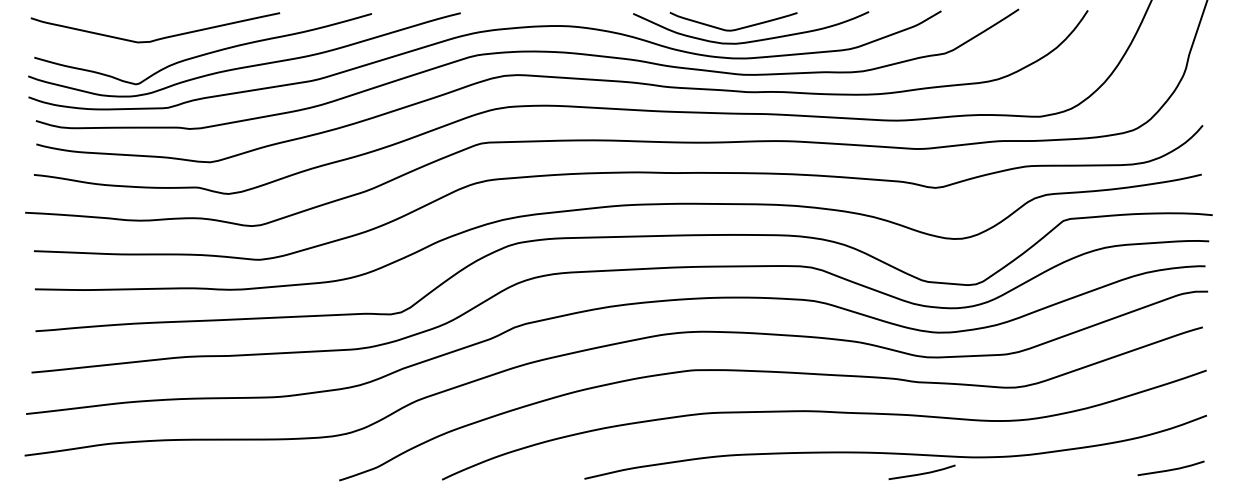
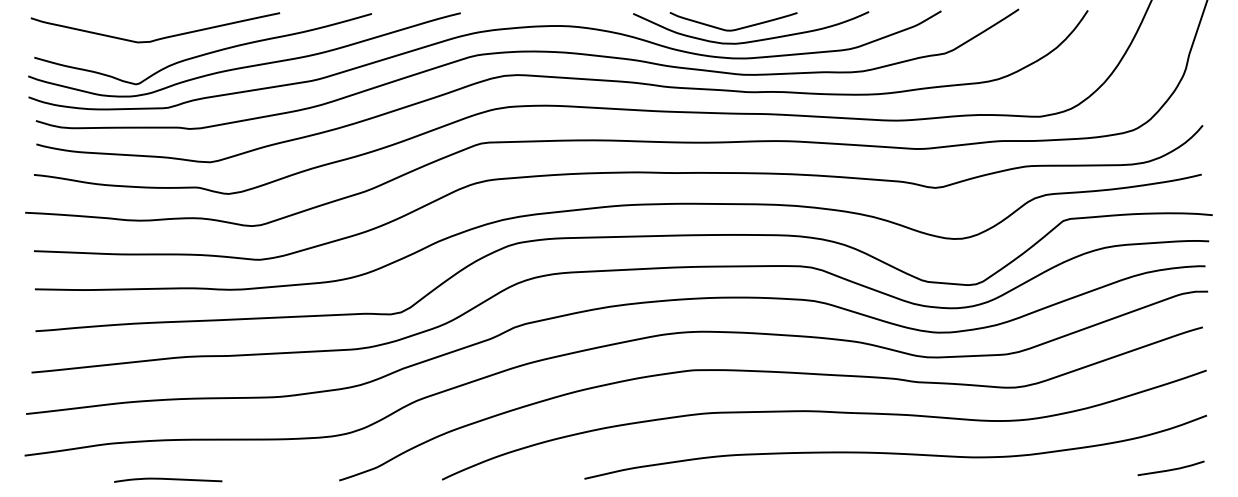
line: present -> none (921, 473)
curve: none -> present (168, 479)
